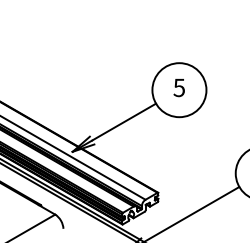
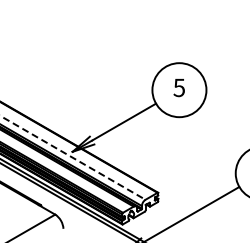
line: solid -> dashed (73, 157)
